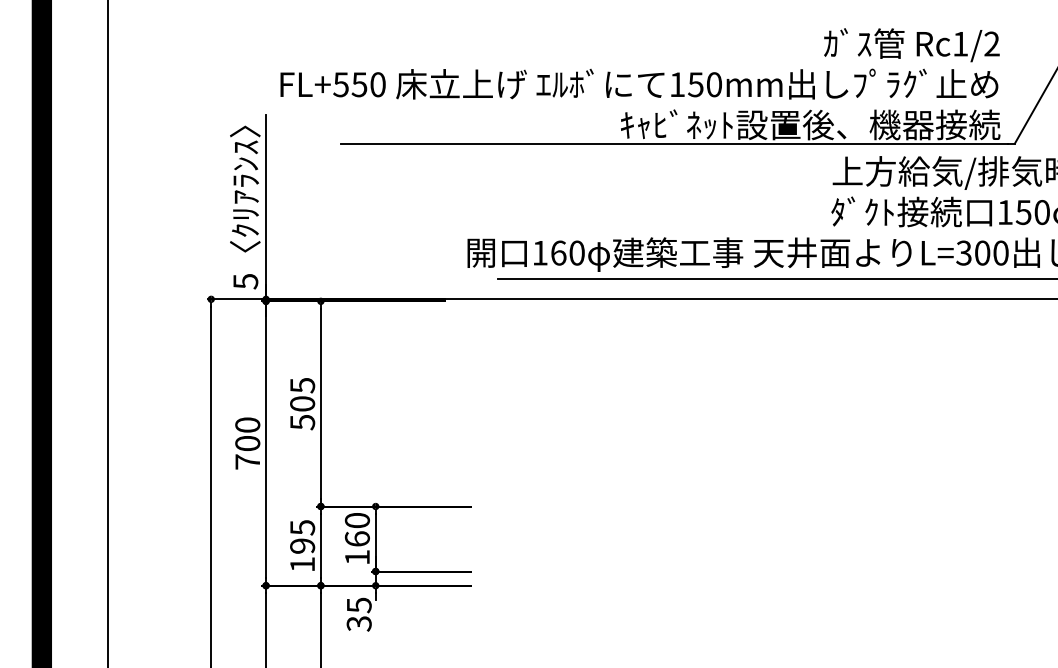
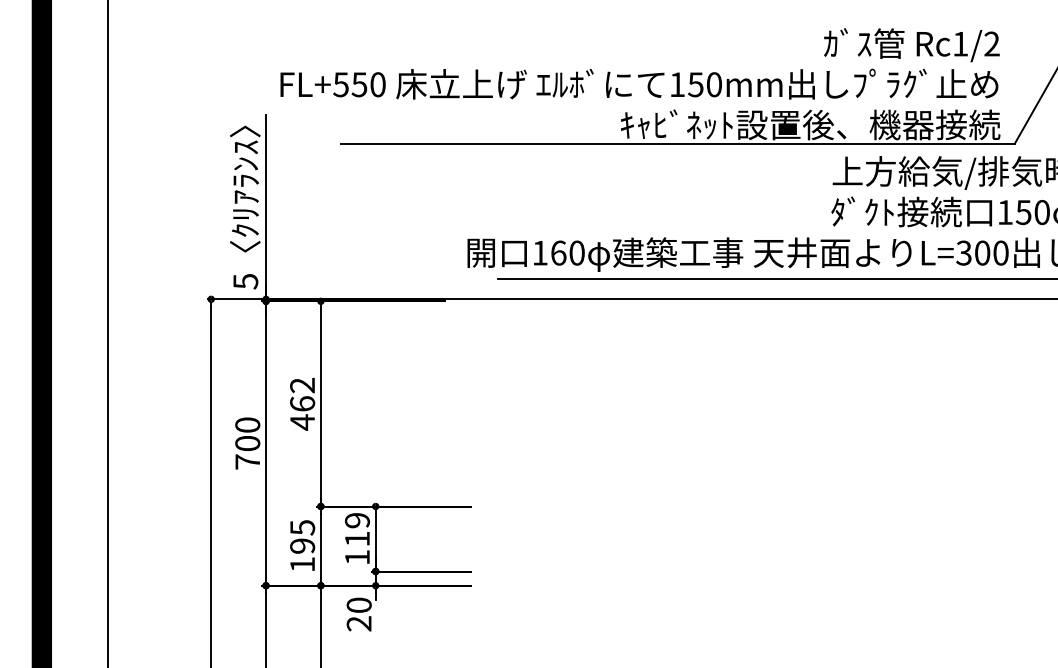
text: 505 -> 462 (302, 404)
text: 160 -> 119 (356, 529)
text: 35 -> 20 (358, 614)
